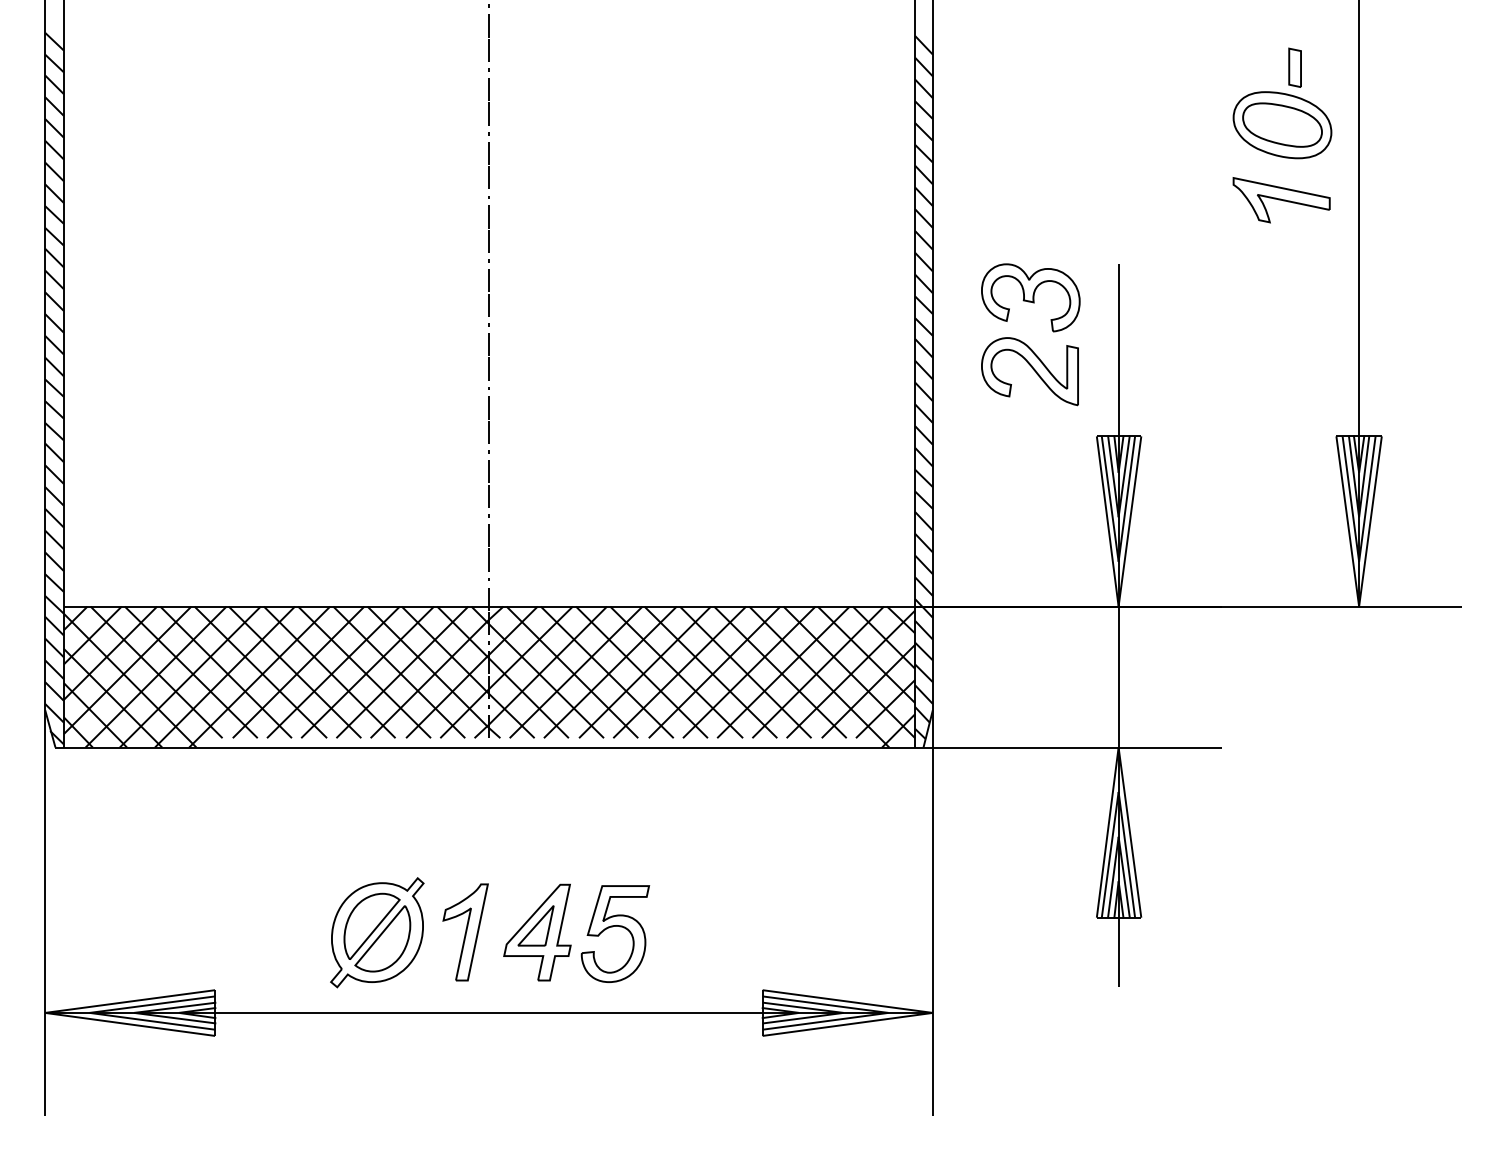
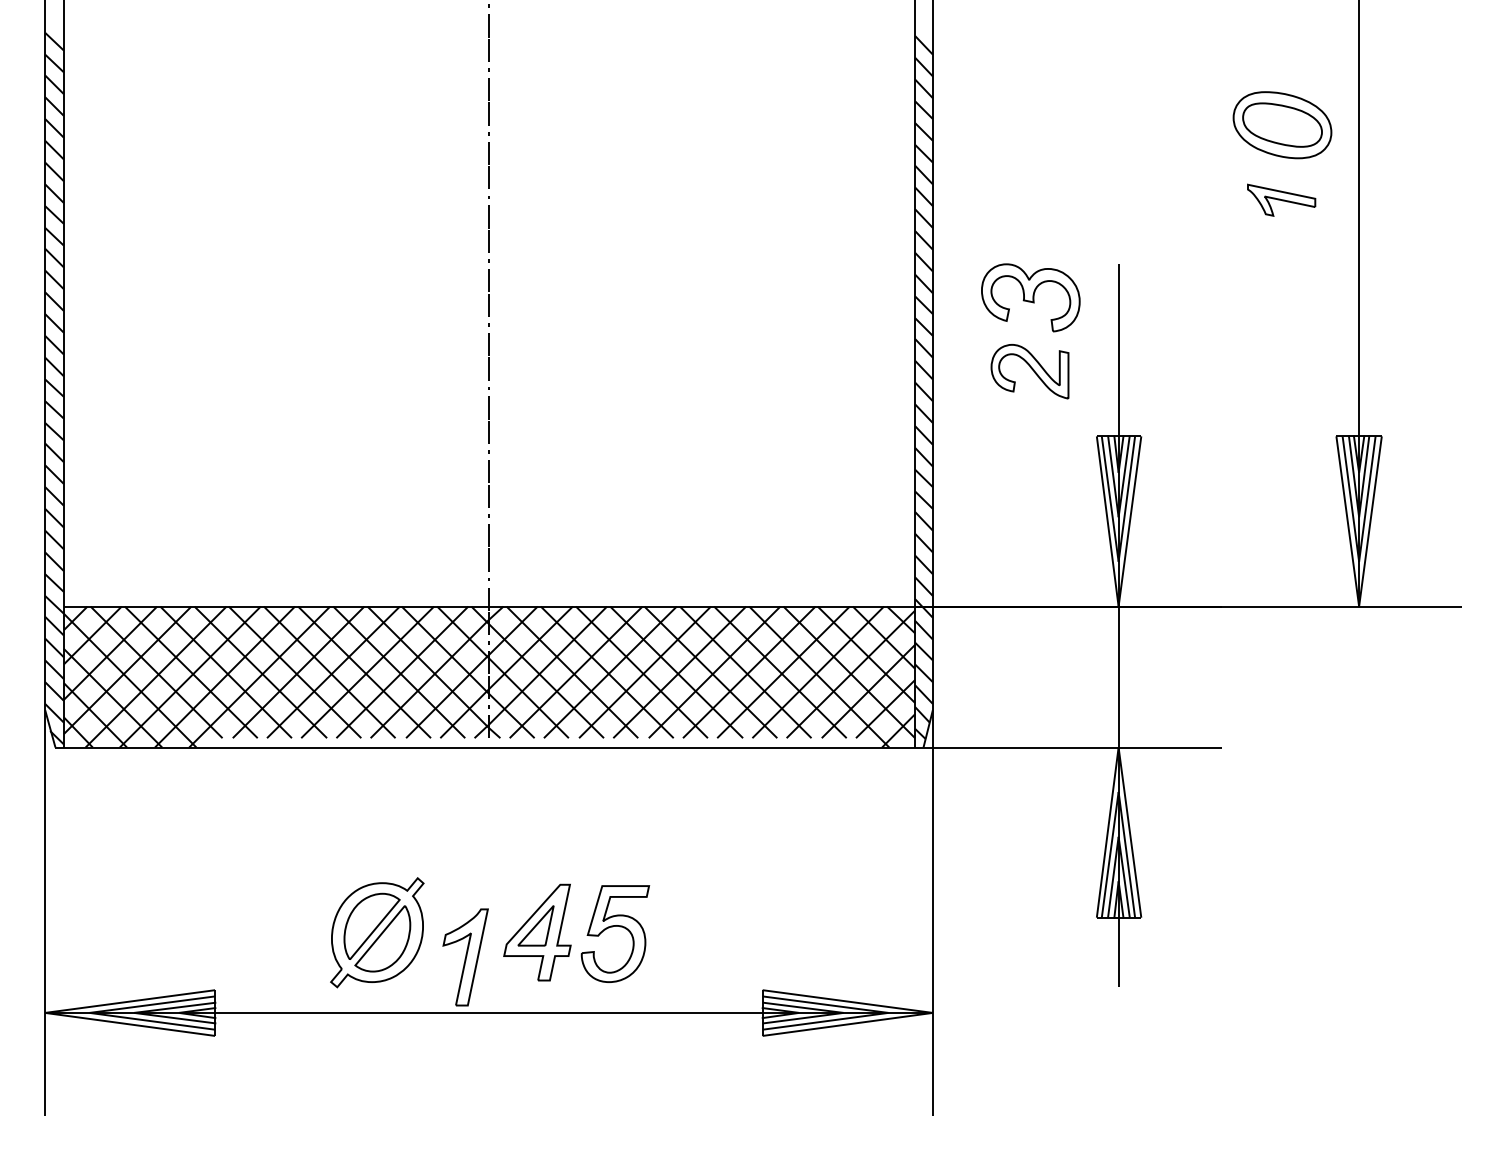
part: present -> none (1294, 67)
part size: 99x47 px -> 70x34 px (1281, 199)
part size: 98x70 px -> 80x56 px (1029, 371)
part position: (465, 932) -> (465, 957) (465, 957)
